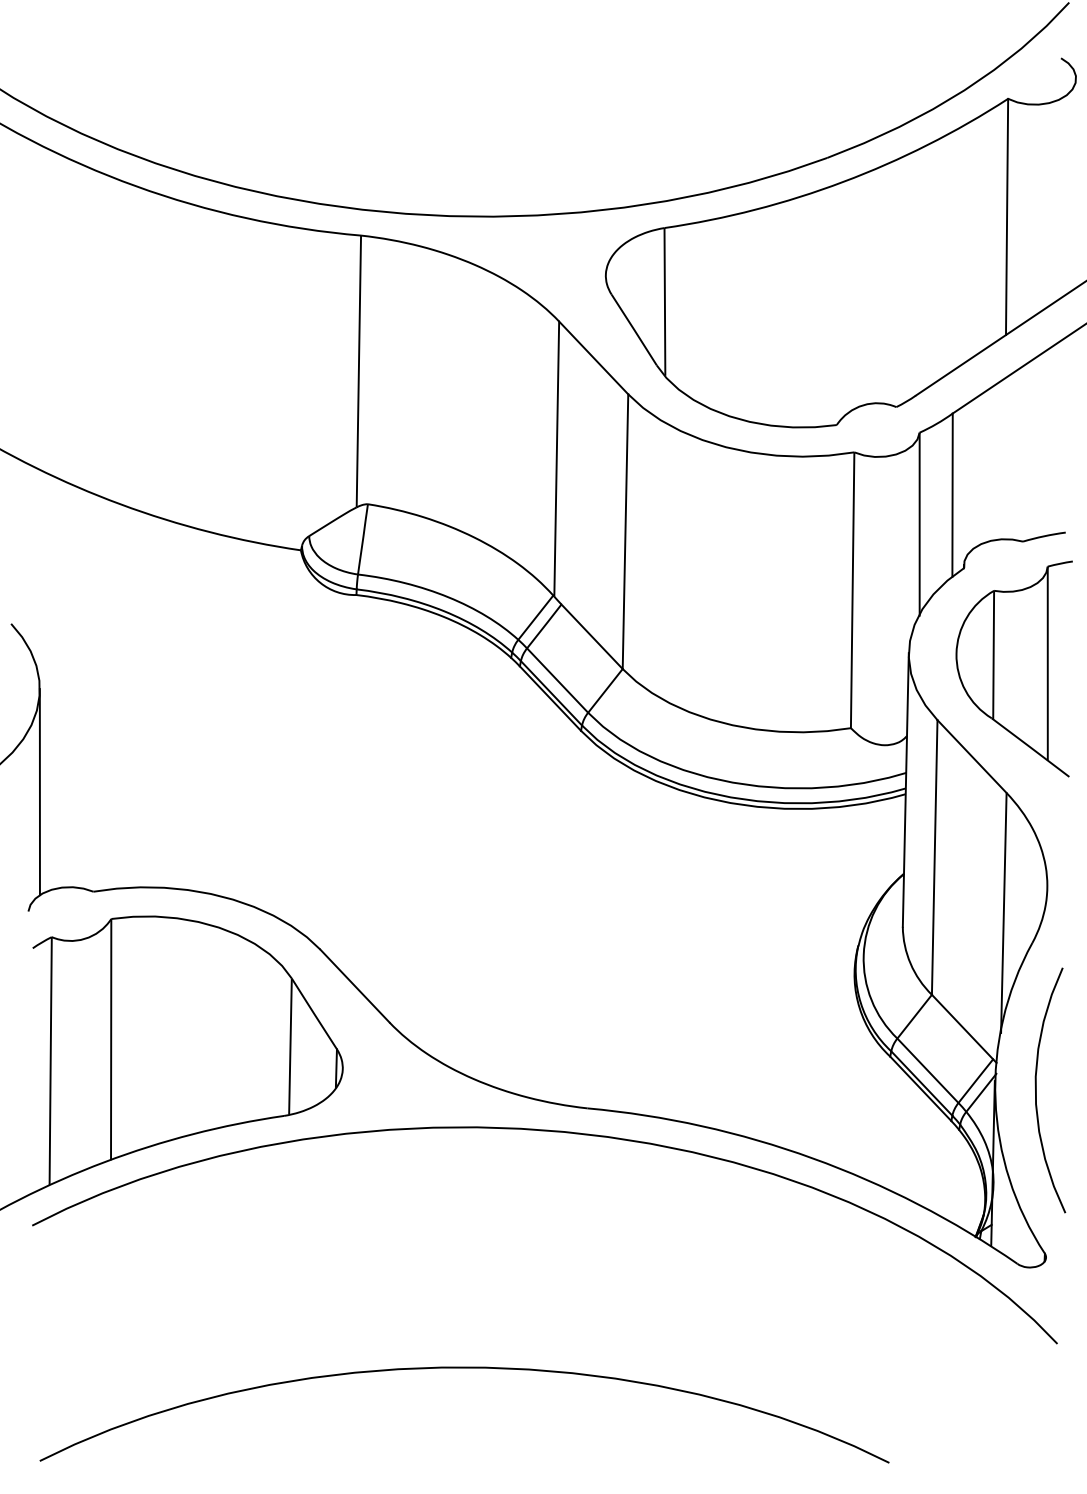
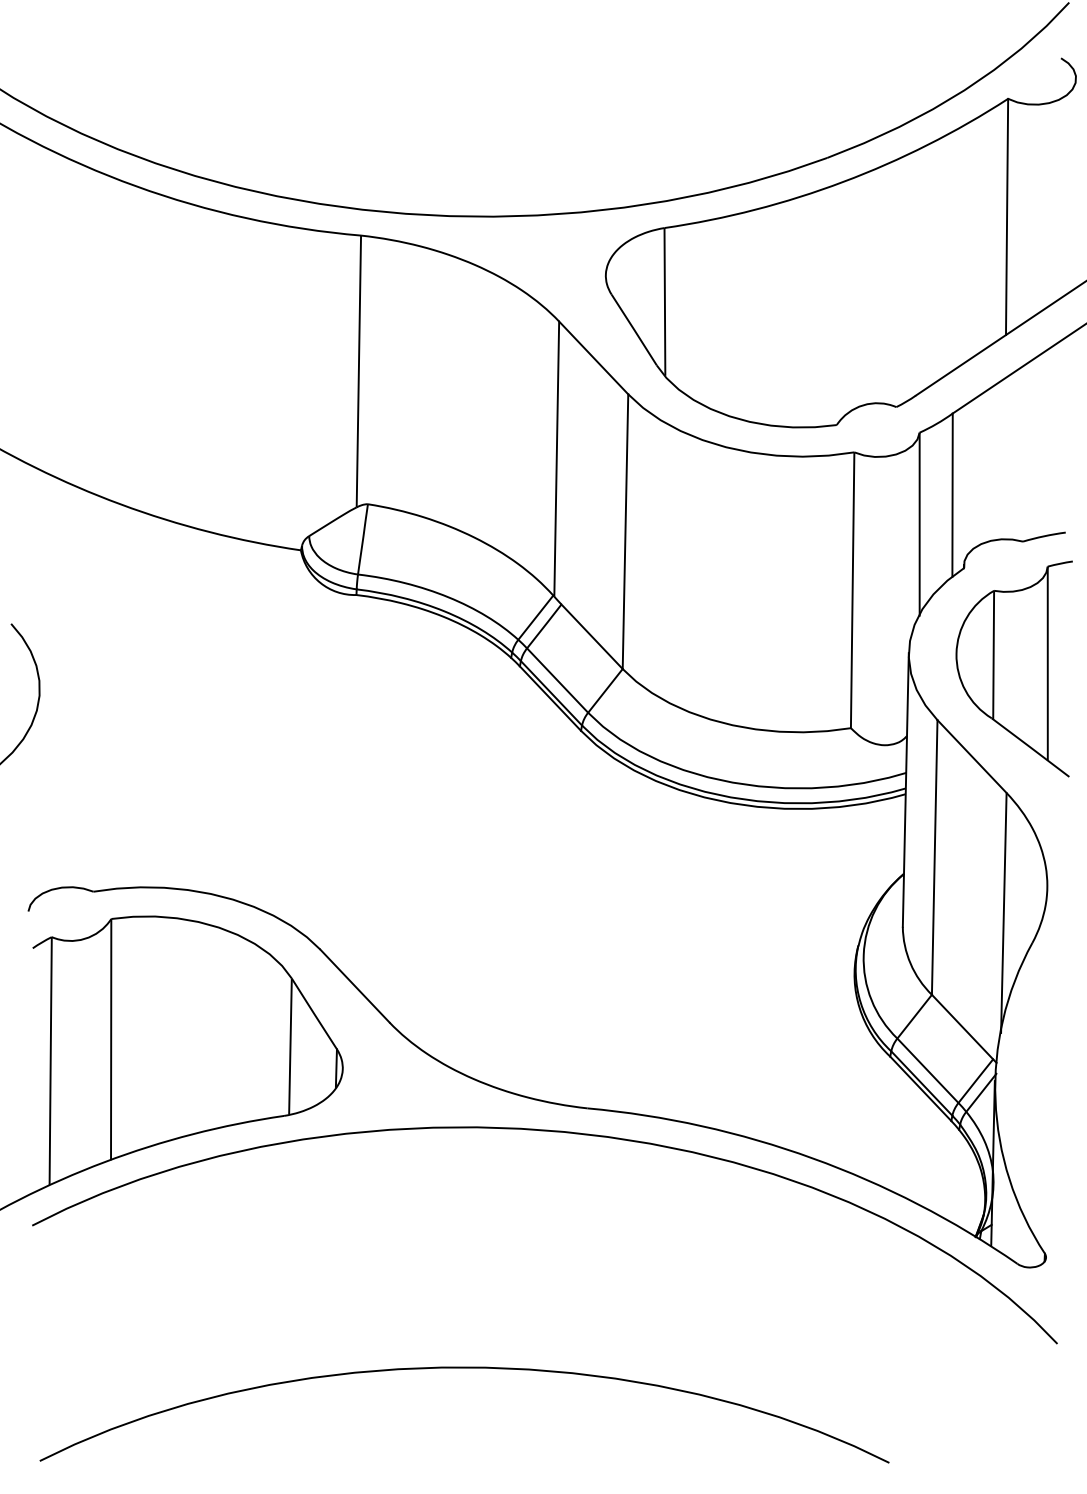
line: present -> none (39, 792)
curve: present -> none (1036, 1090)
